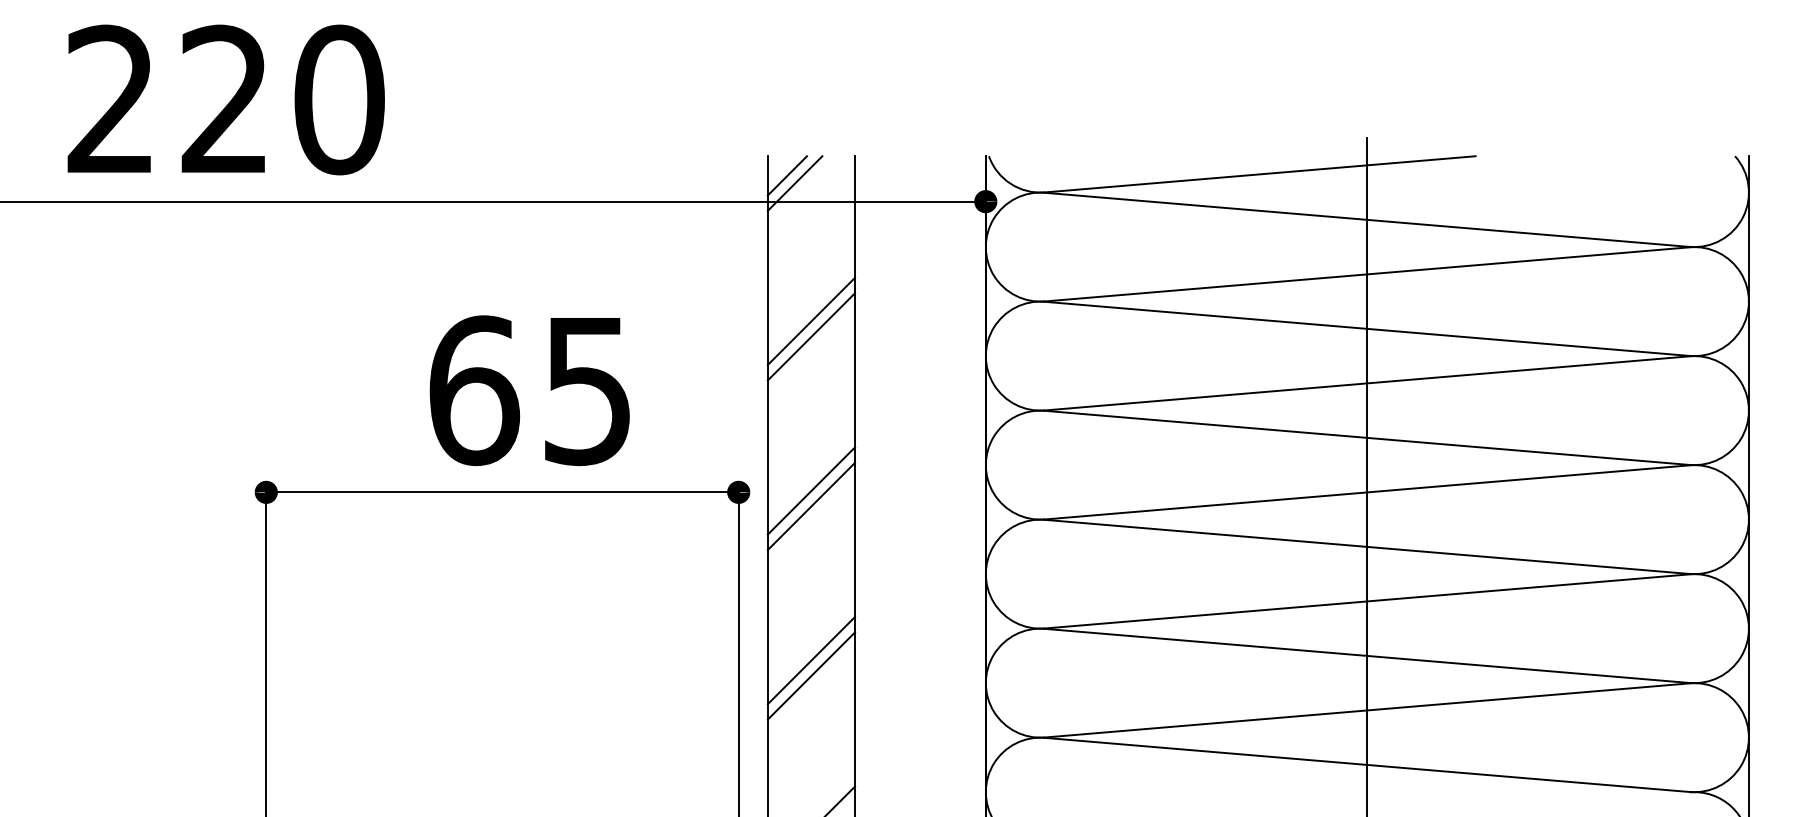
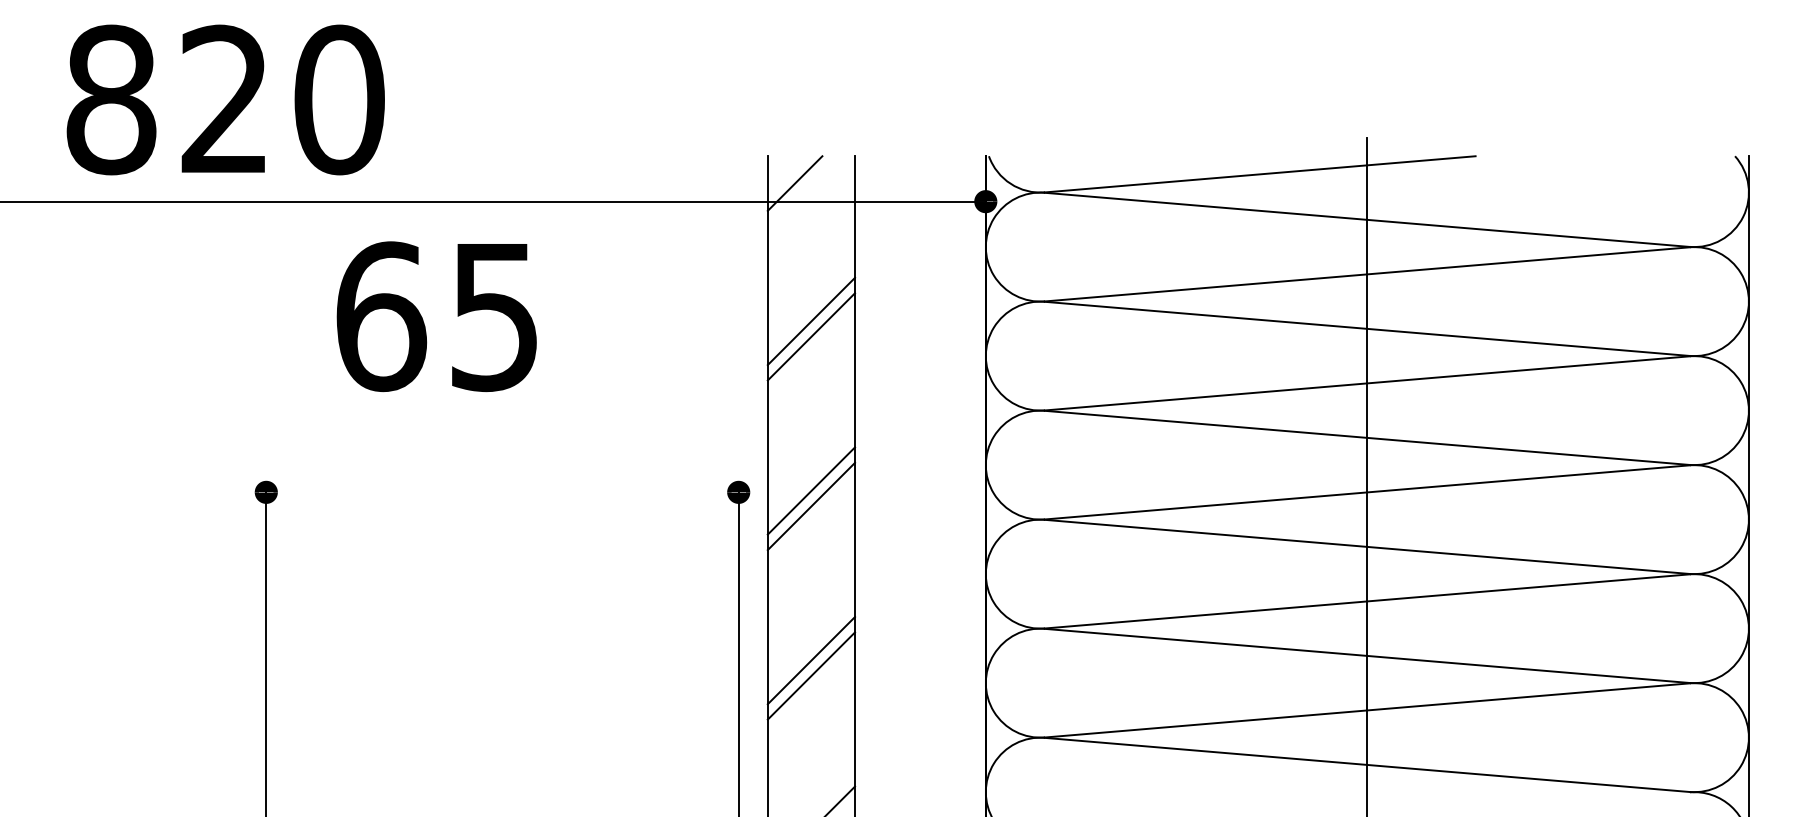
text: 220 -> 820 (111, 99)
line: present -> none (786, 175)
text position: (529, 390) -> (436, 316) (436, 316)
line: present -> none (502, 492)
